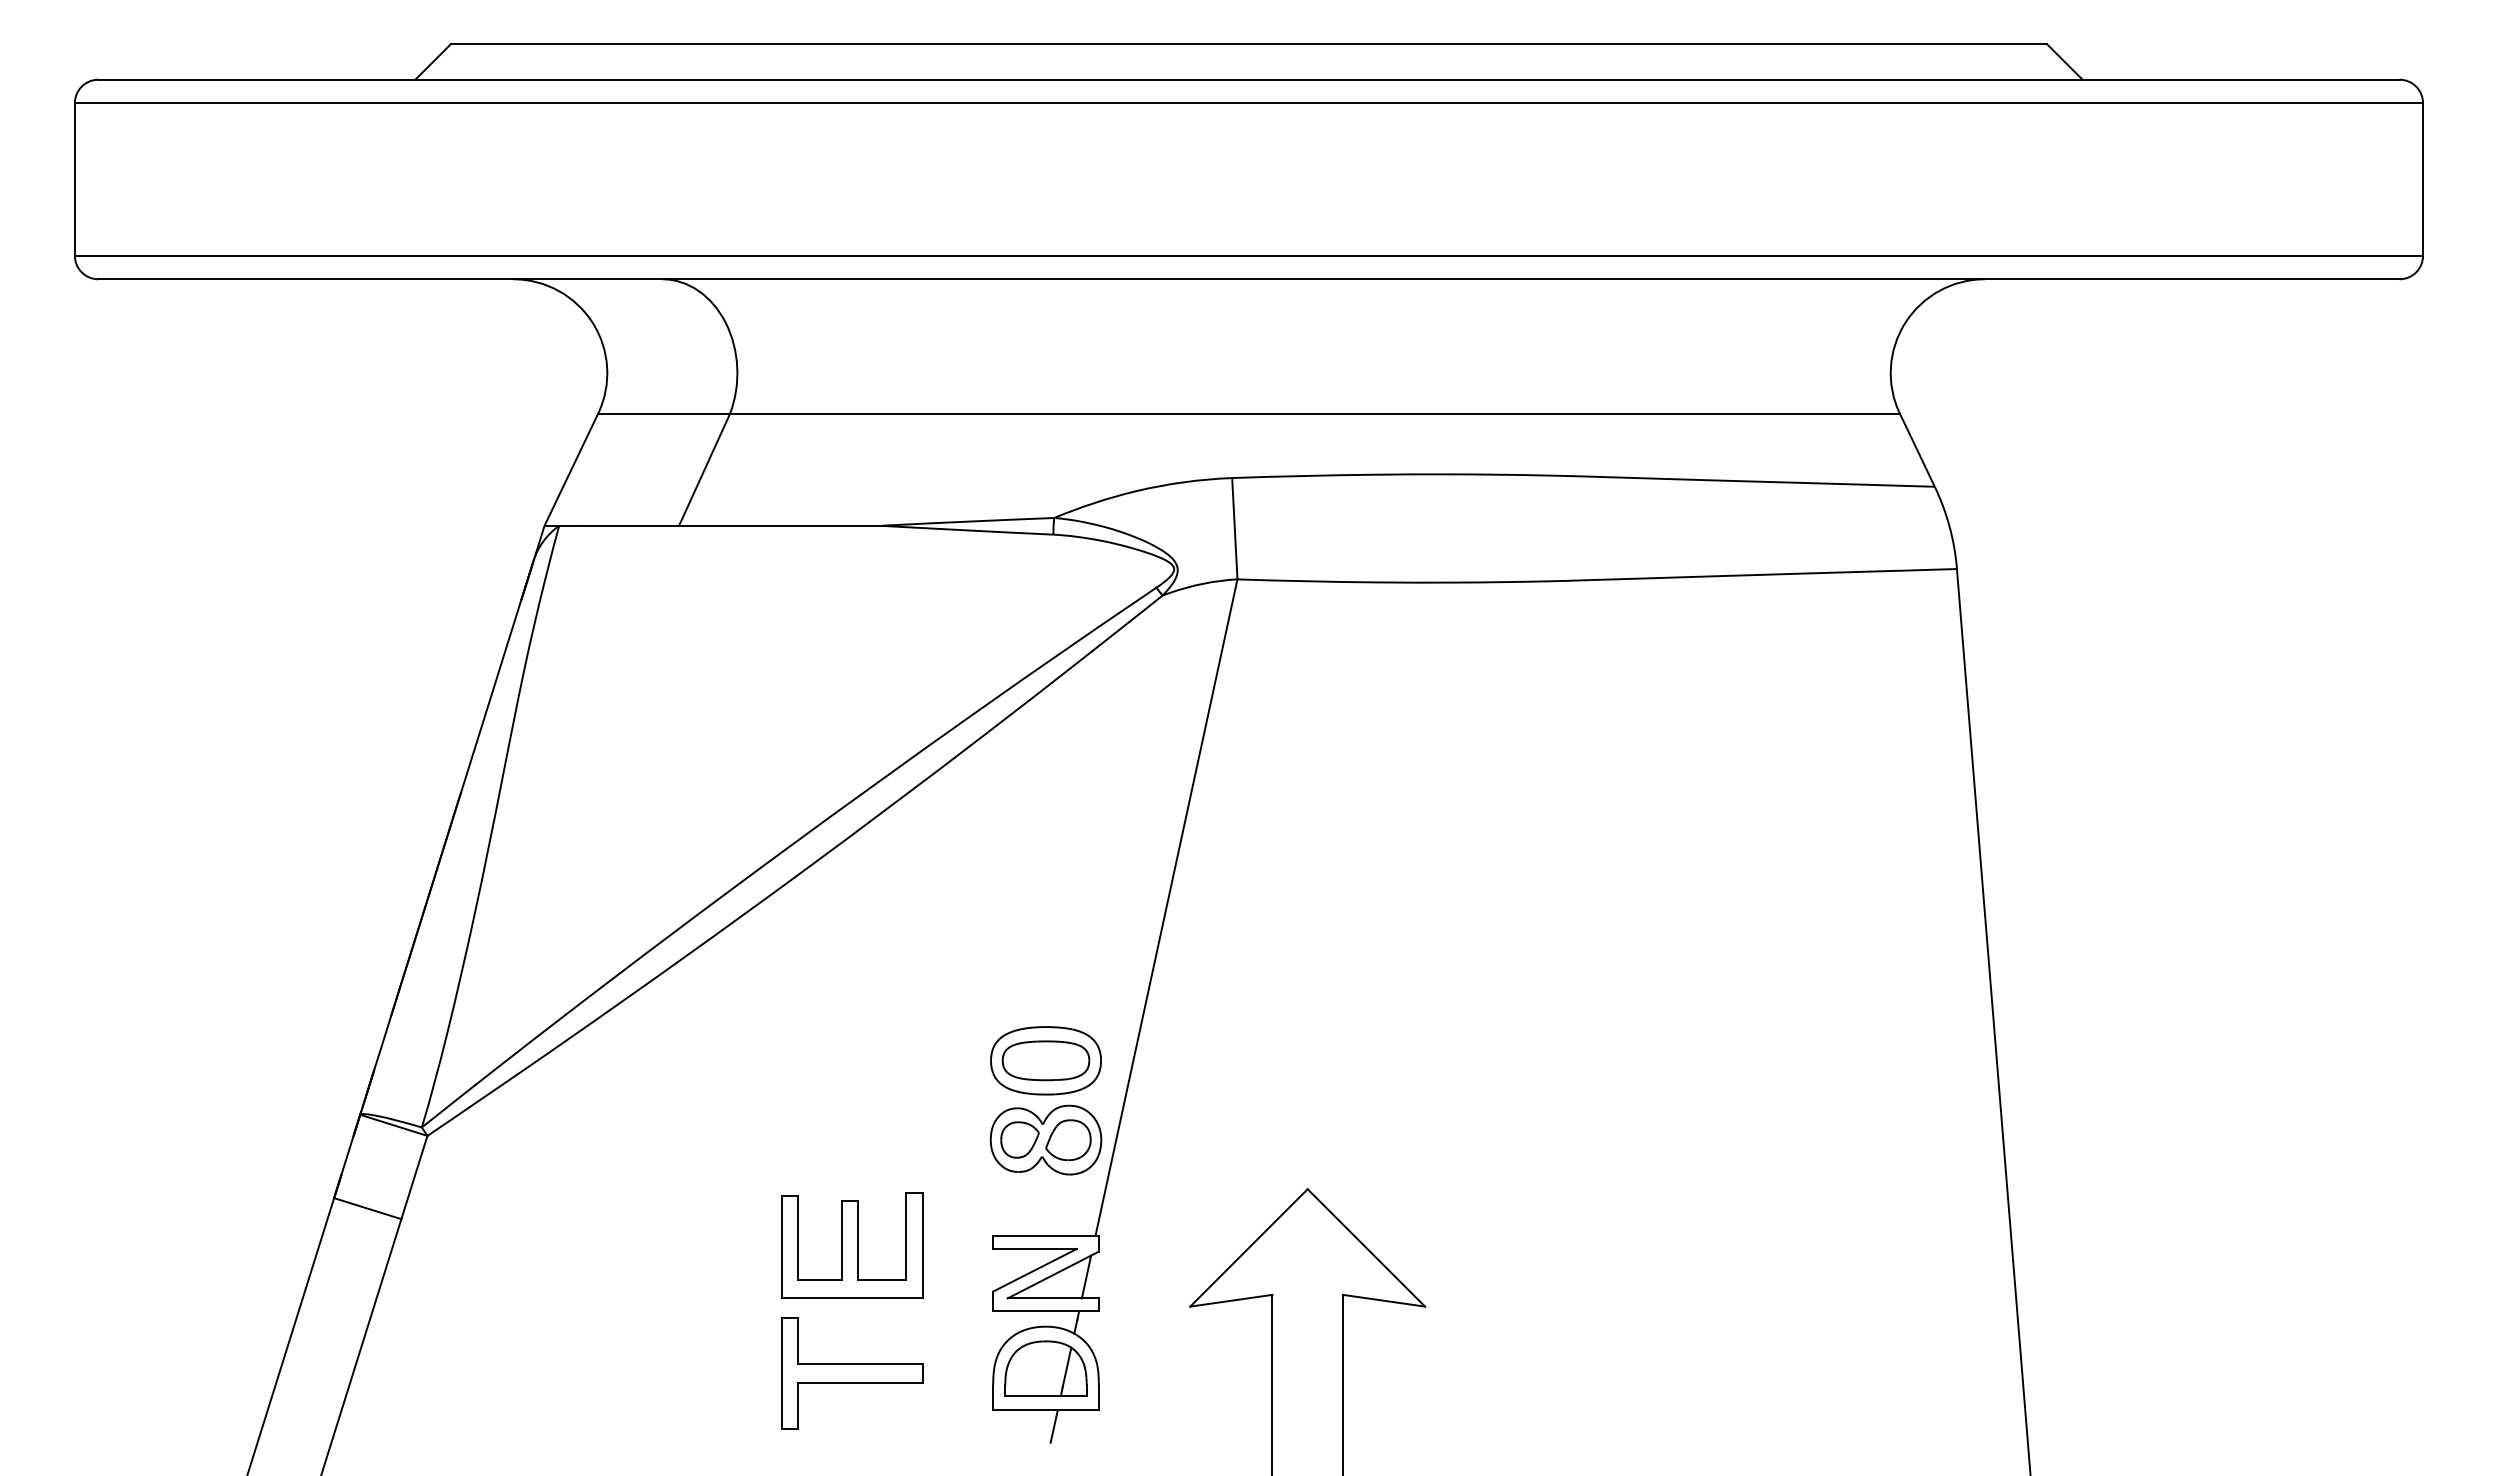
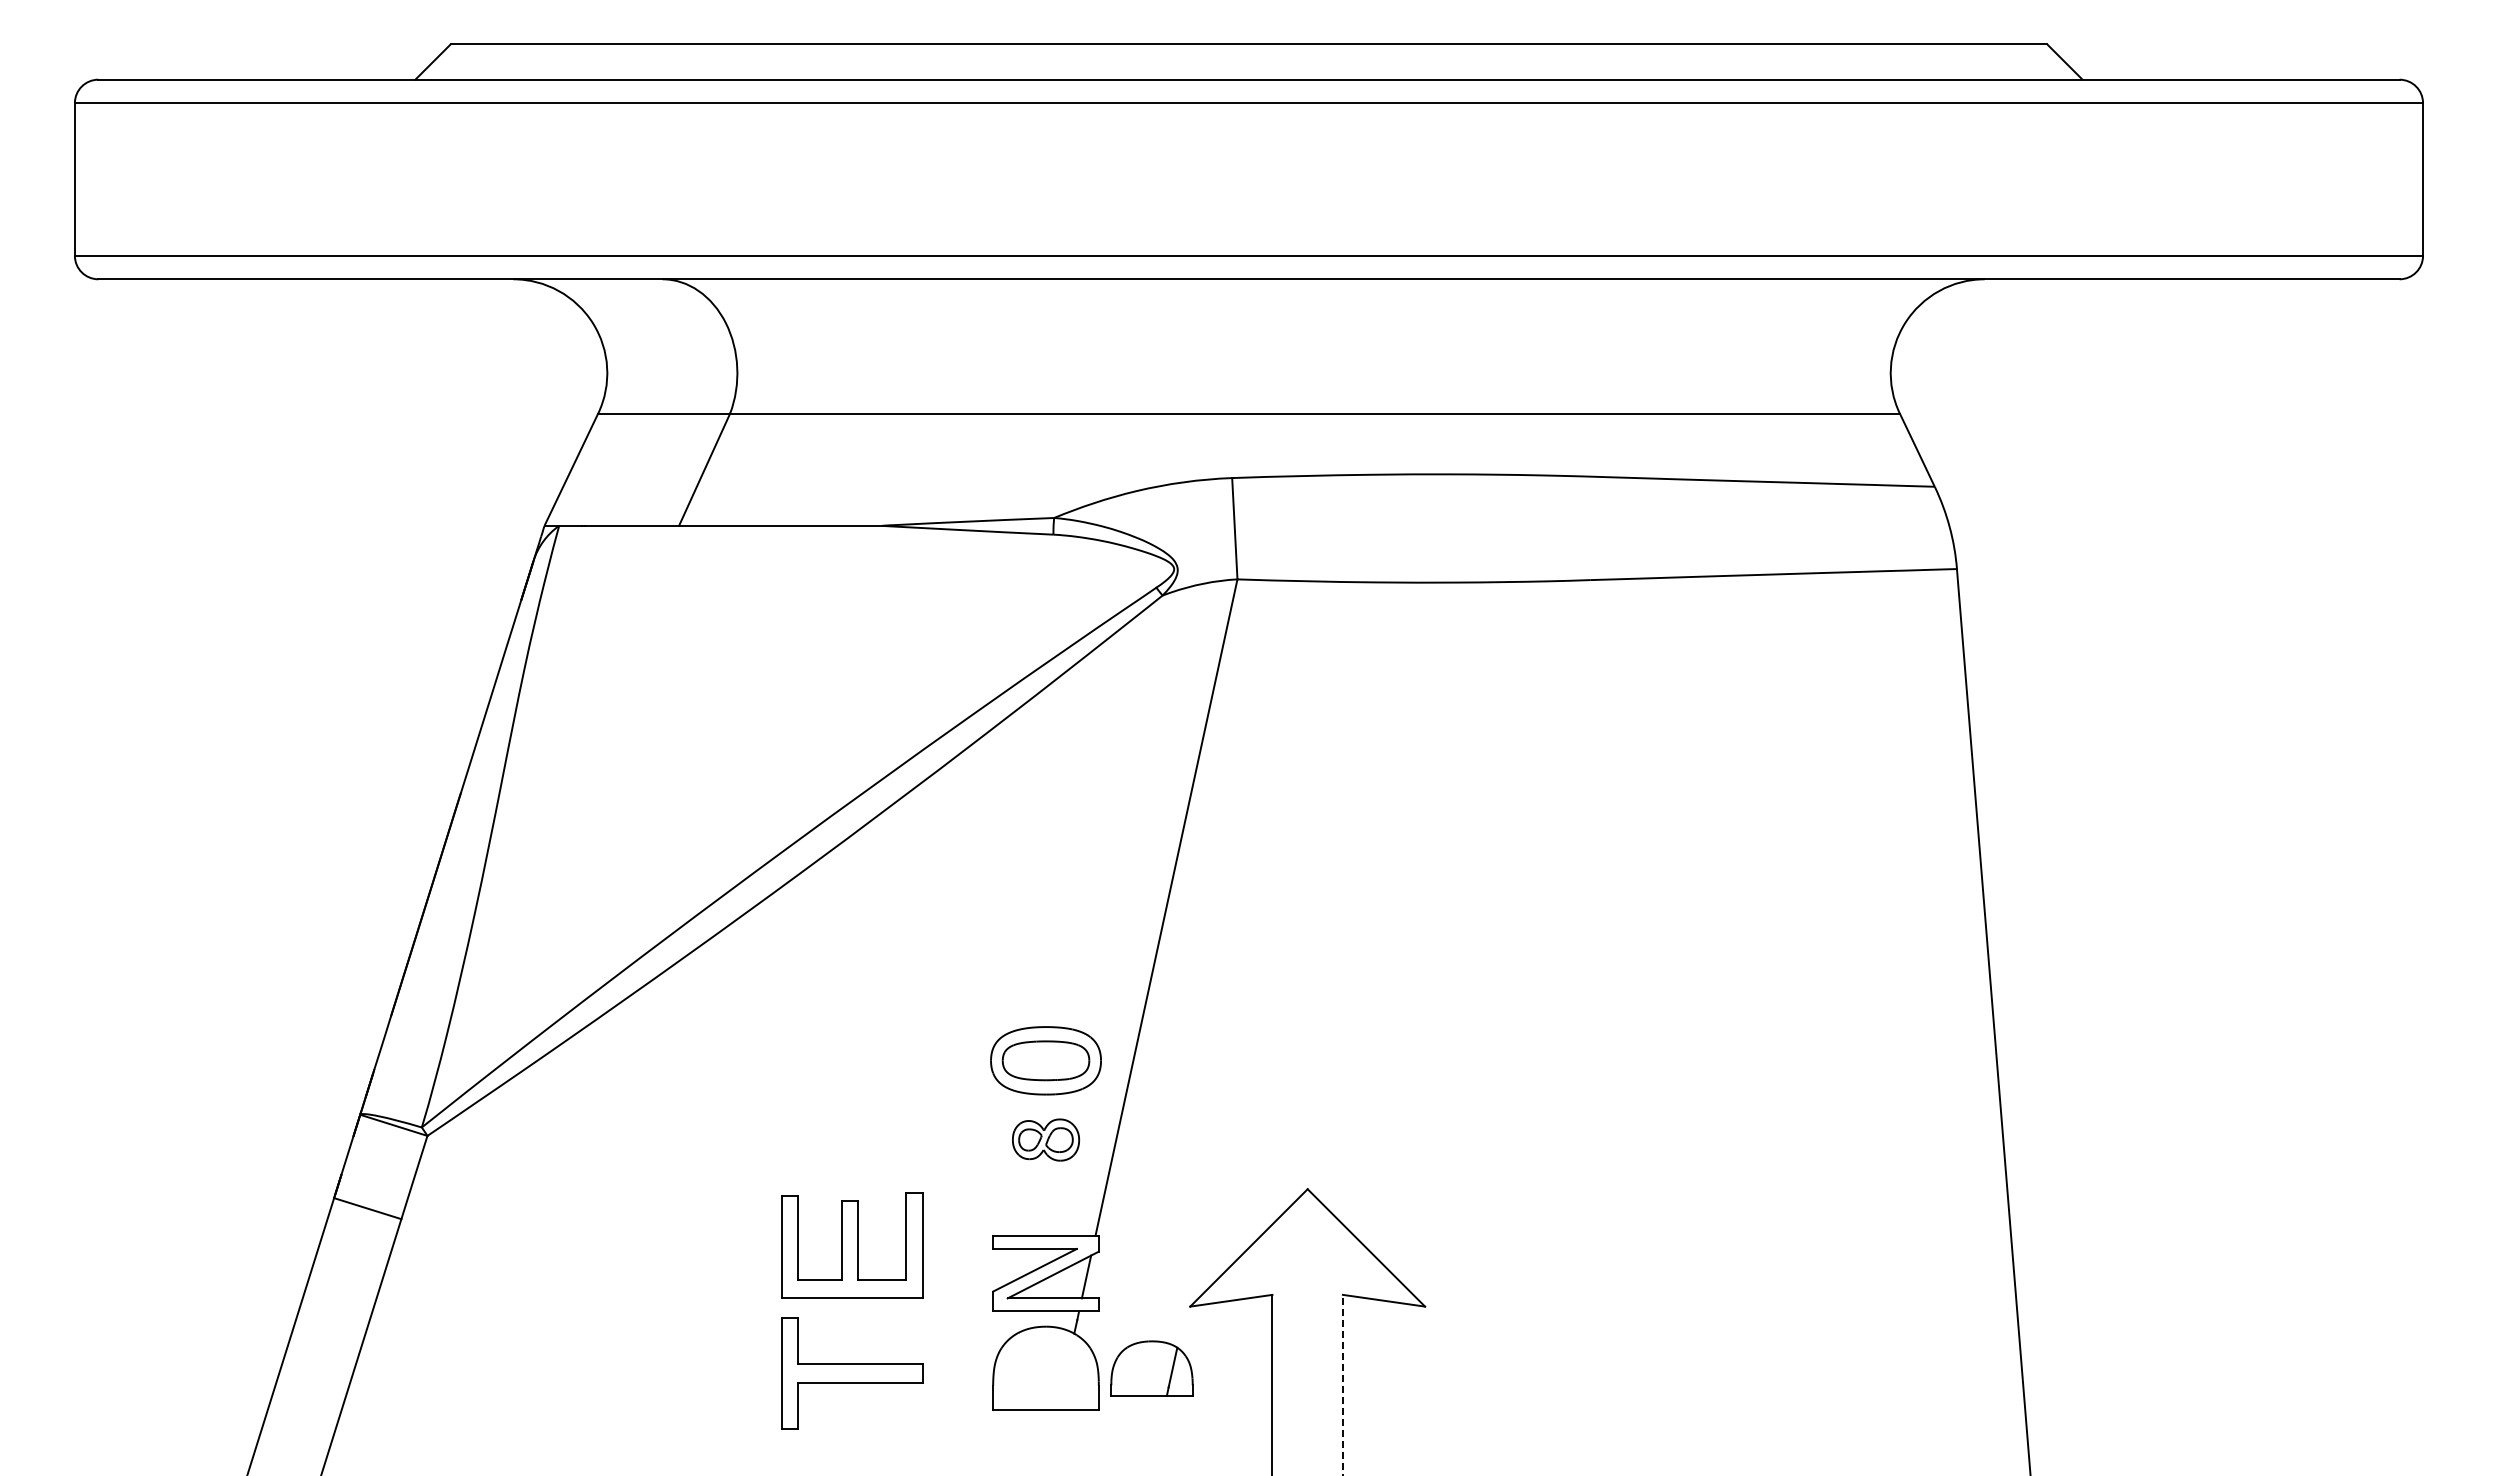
part size: 114x72 px -> 69x44 px (1046, 1139)
part position: (1045, 1368) -> (1151, 1368) (1151, 1368)
line: solid -> dashed (1342, 1384)
line: present -> none (1053, 1426)
